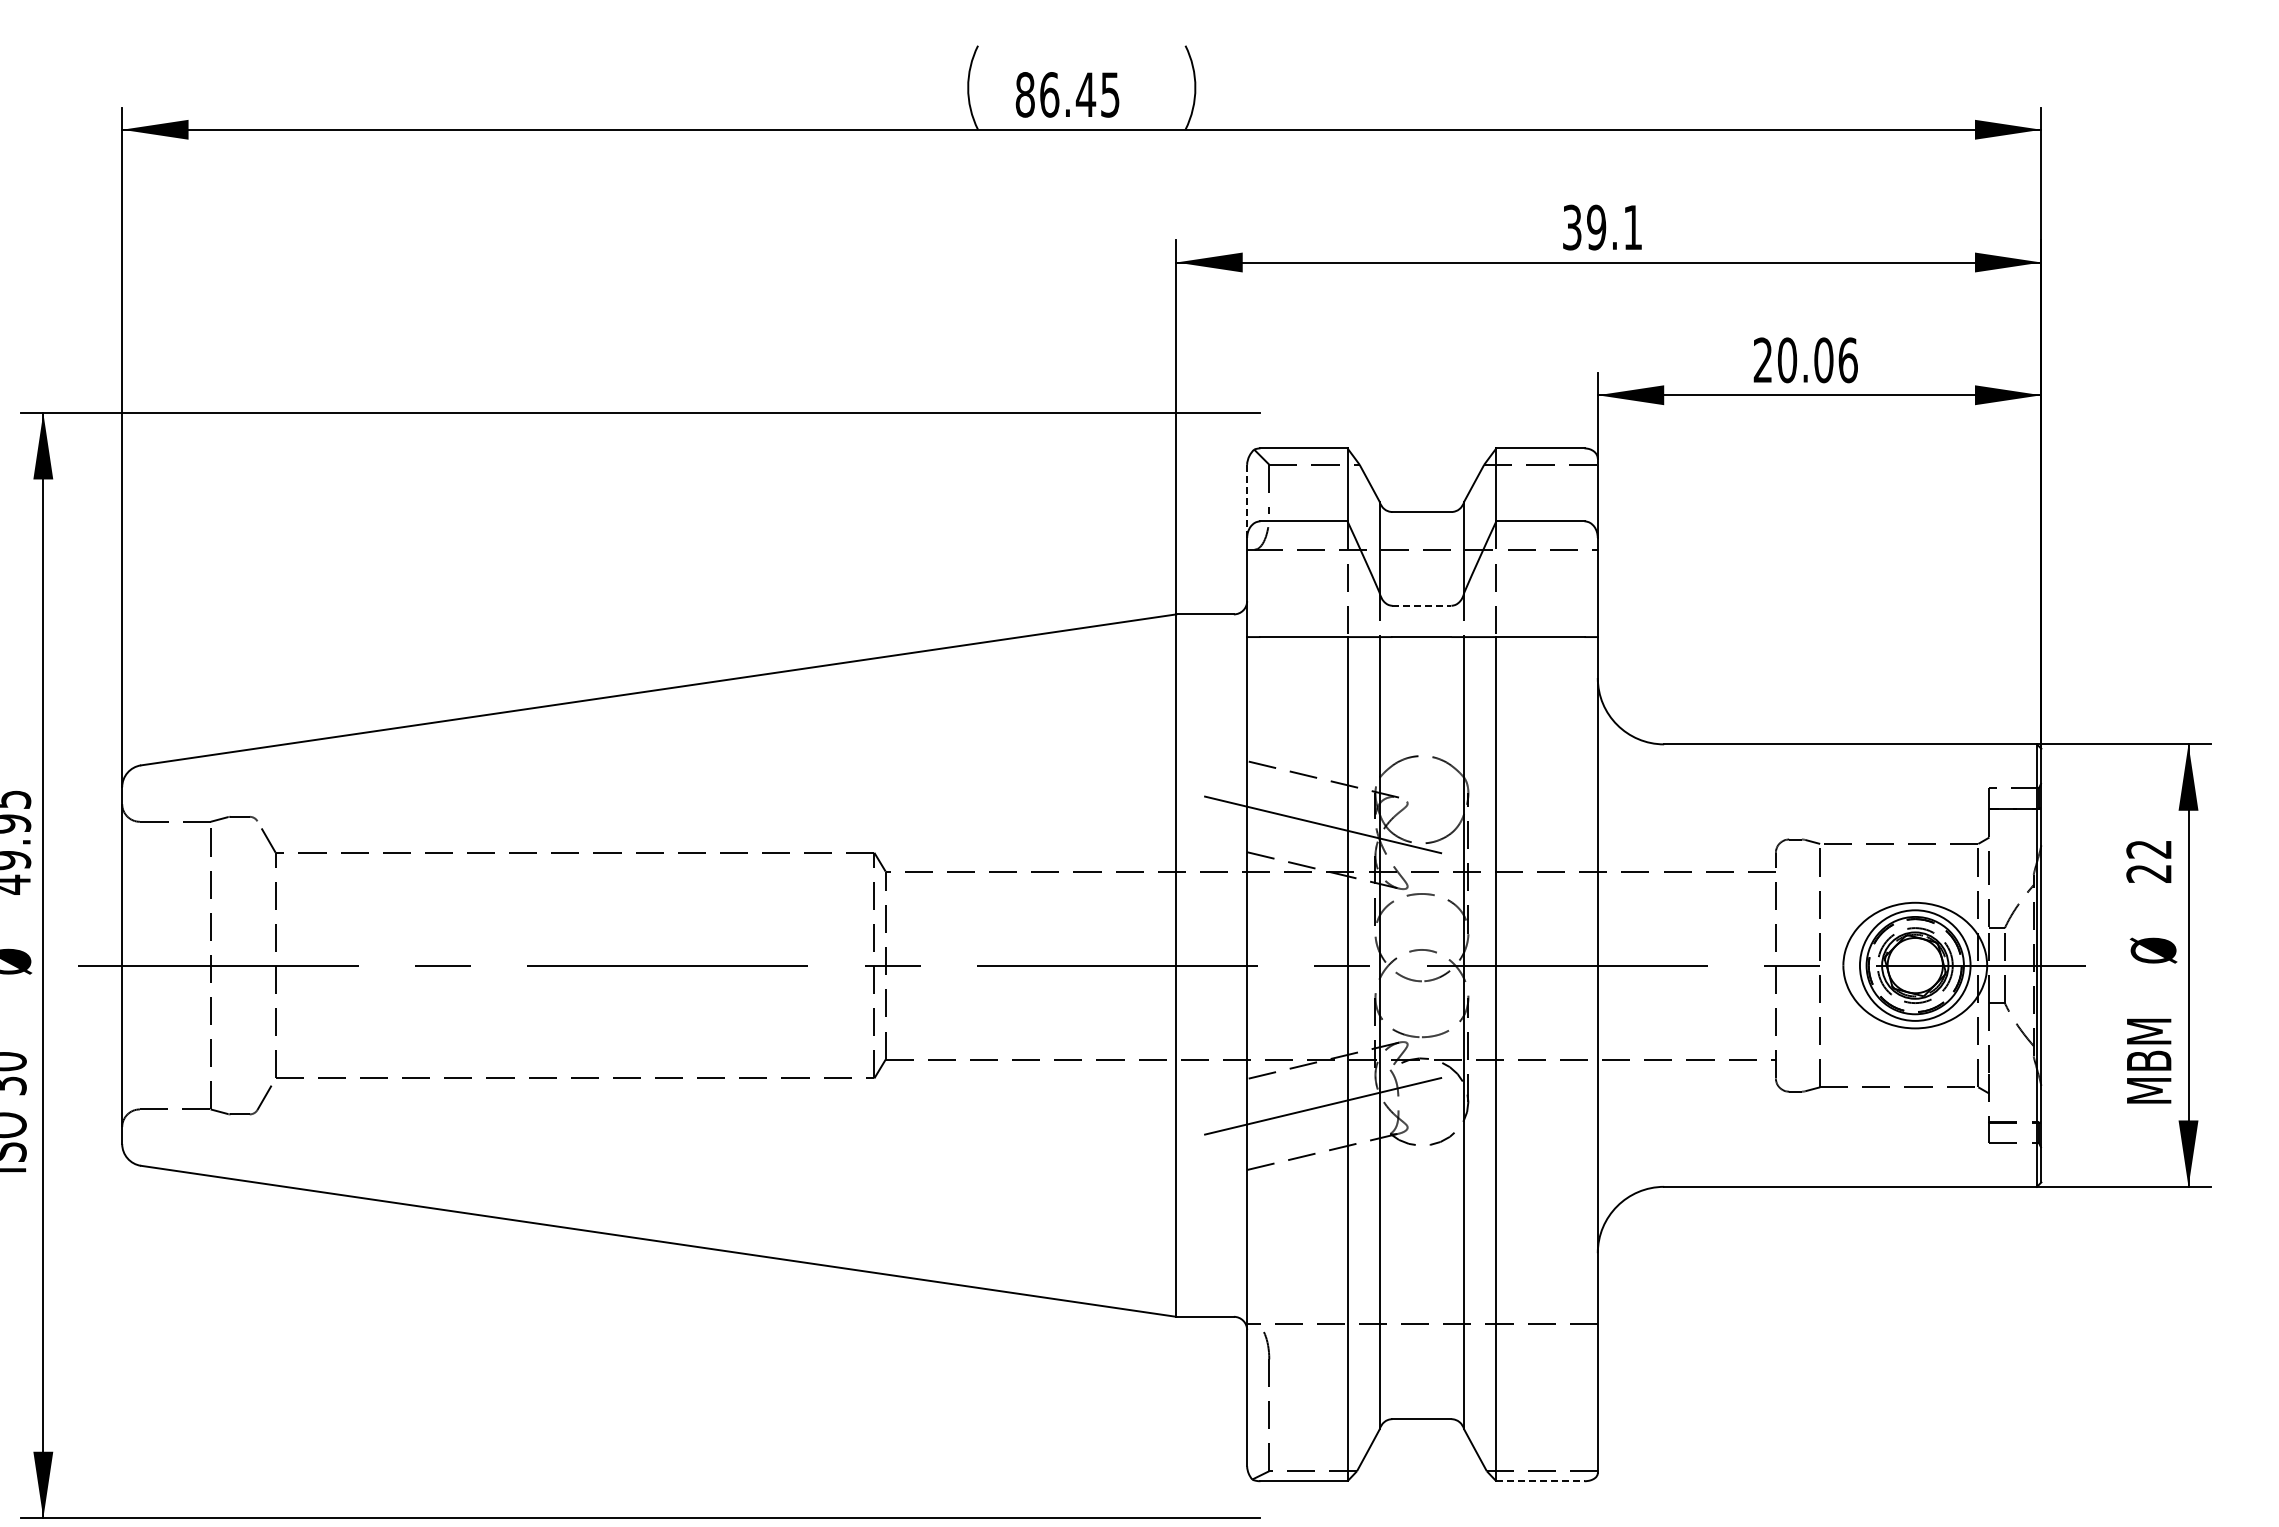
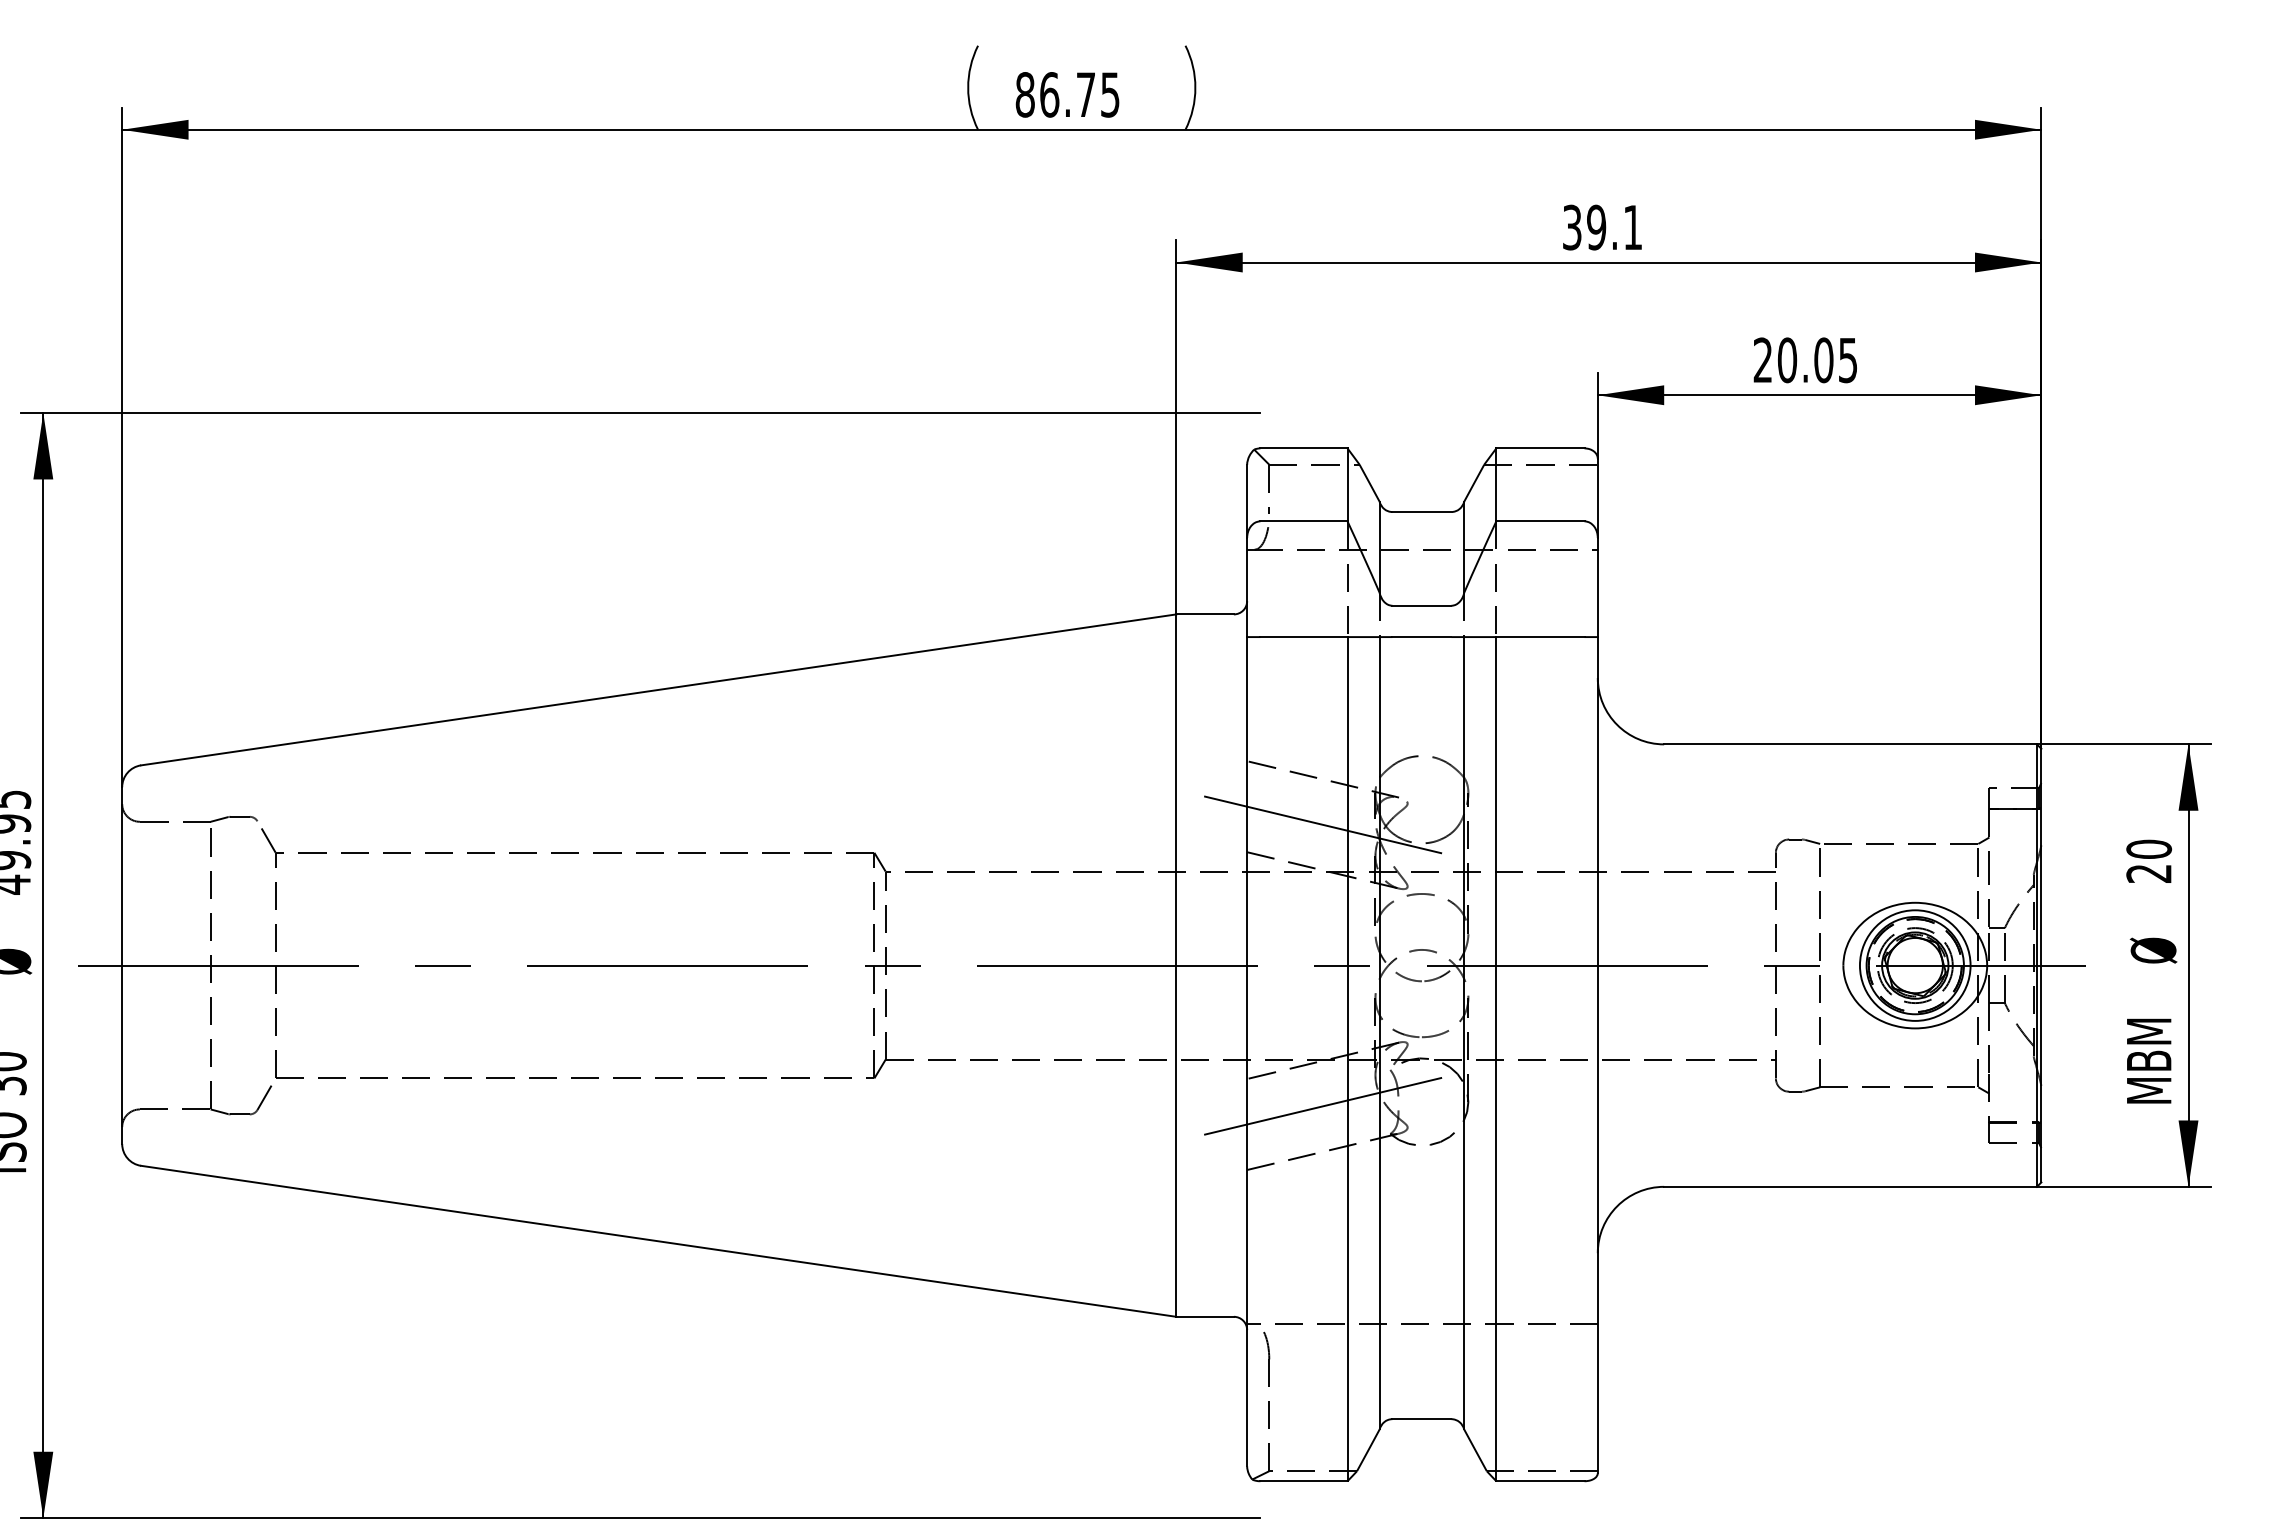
text: 86.45 -> 86.75 (1085, 94)
text: 20.06 -> 20.05 (1847, 360)
line: dashed -> solid (1247, 501)
line: dashed -> solid (1421, 605)
text: 22 -> 20 (2149, 848)
line: dashed -> solid (1540, 1481)
